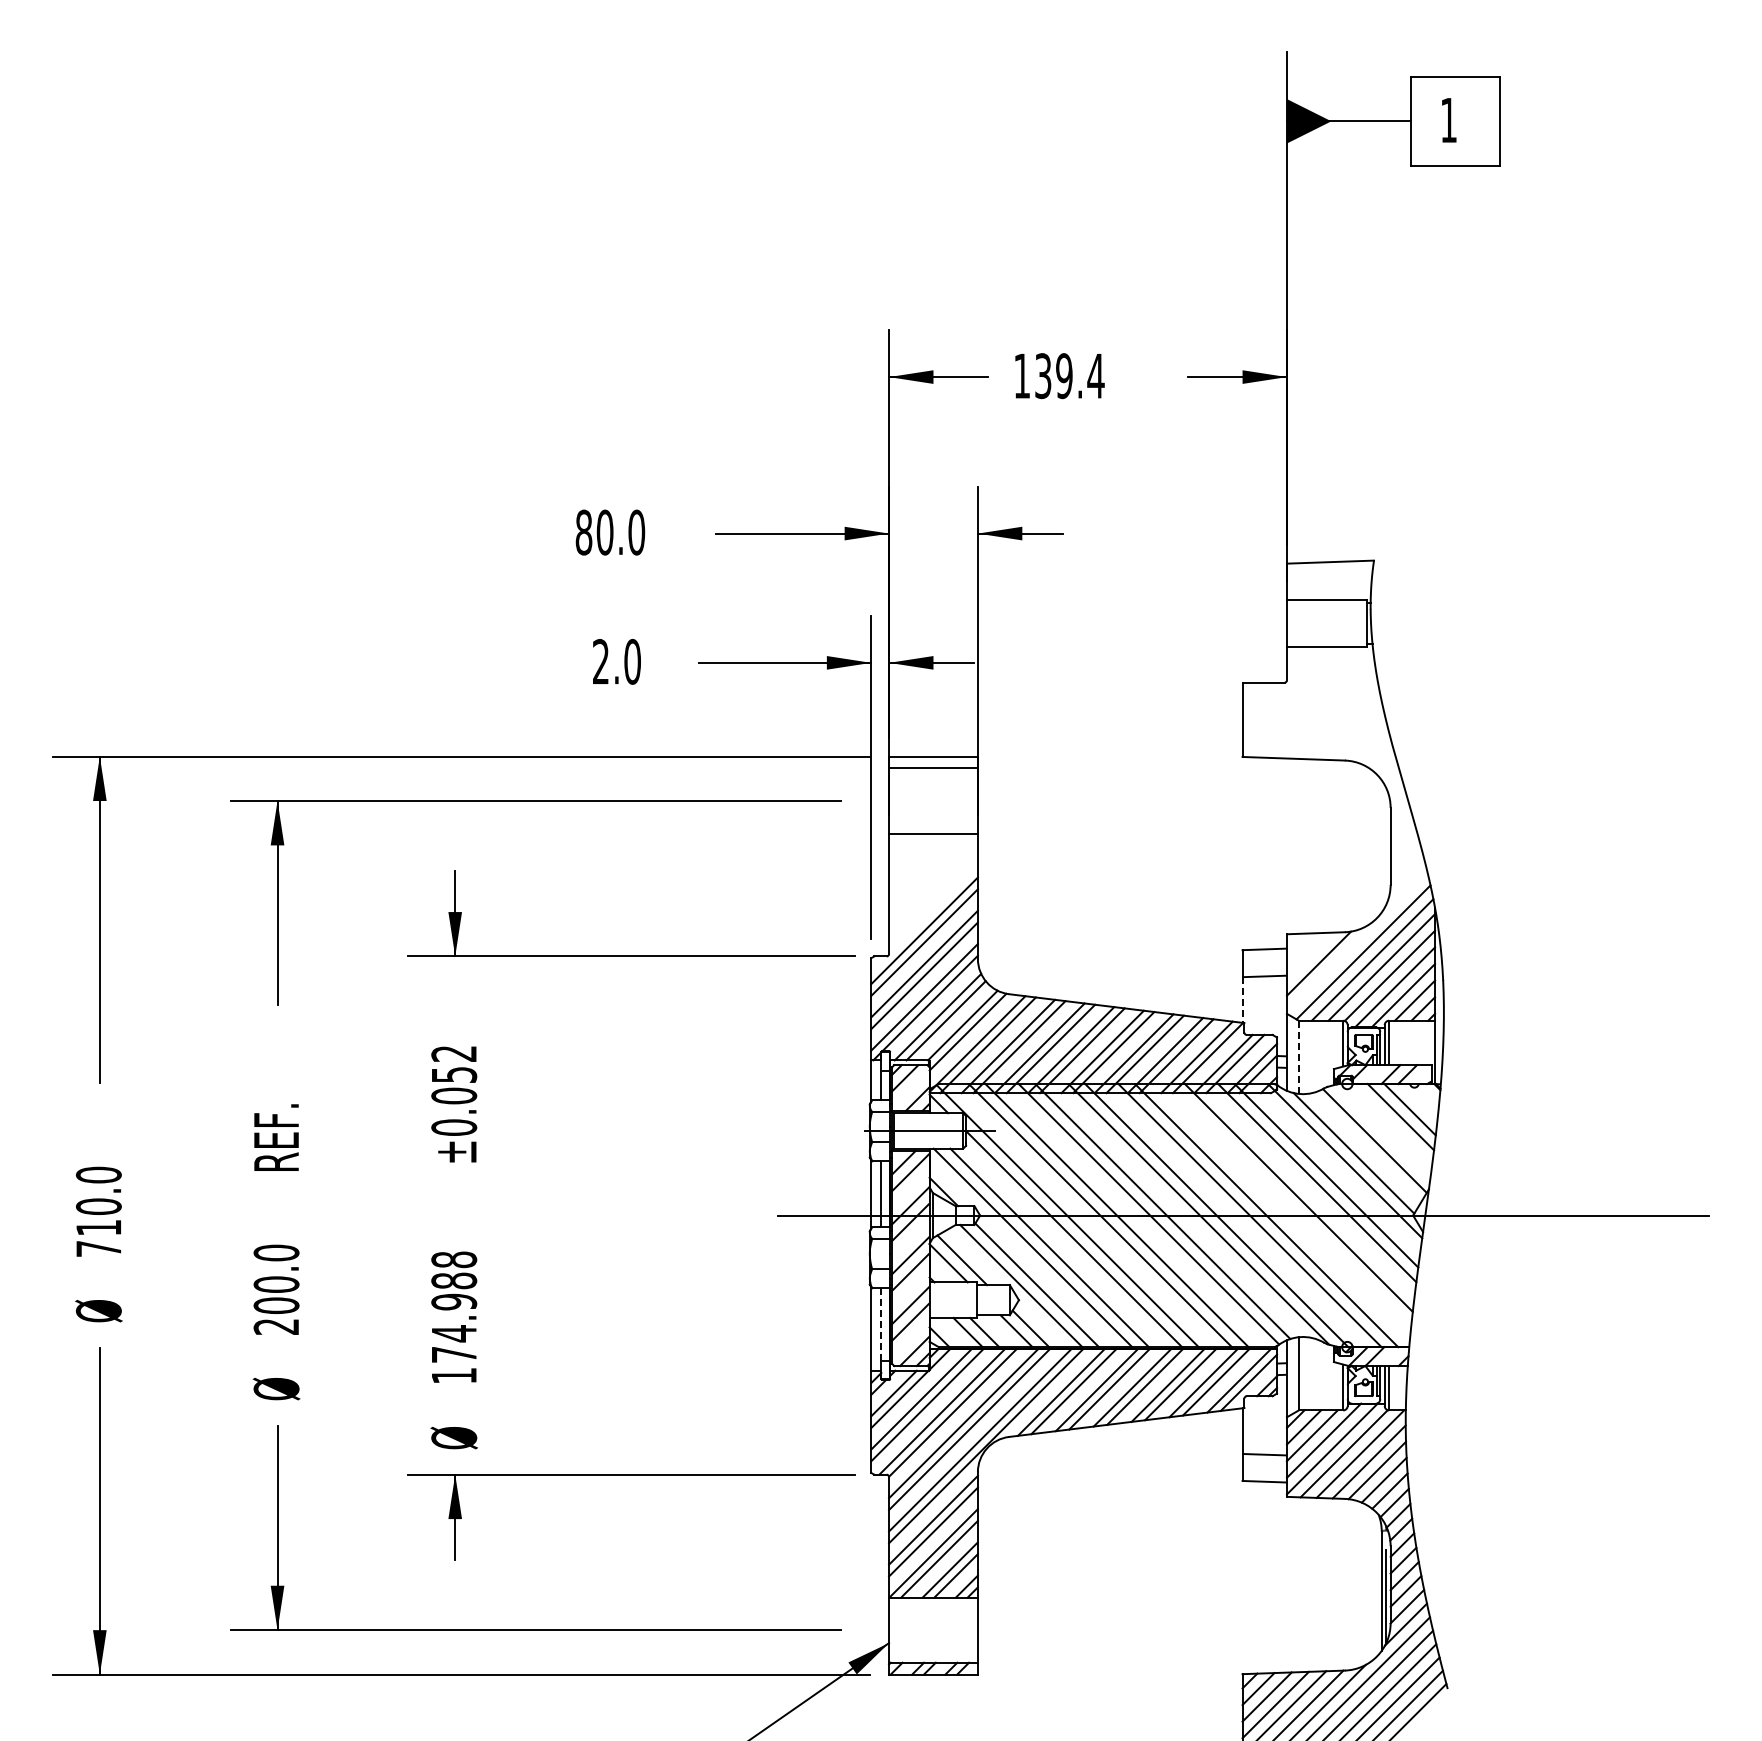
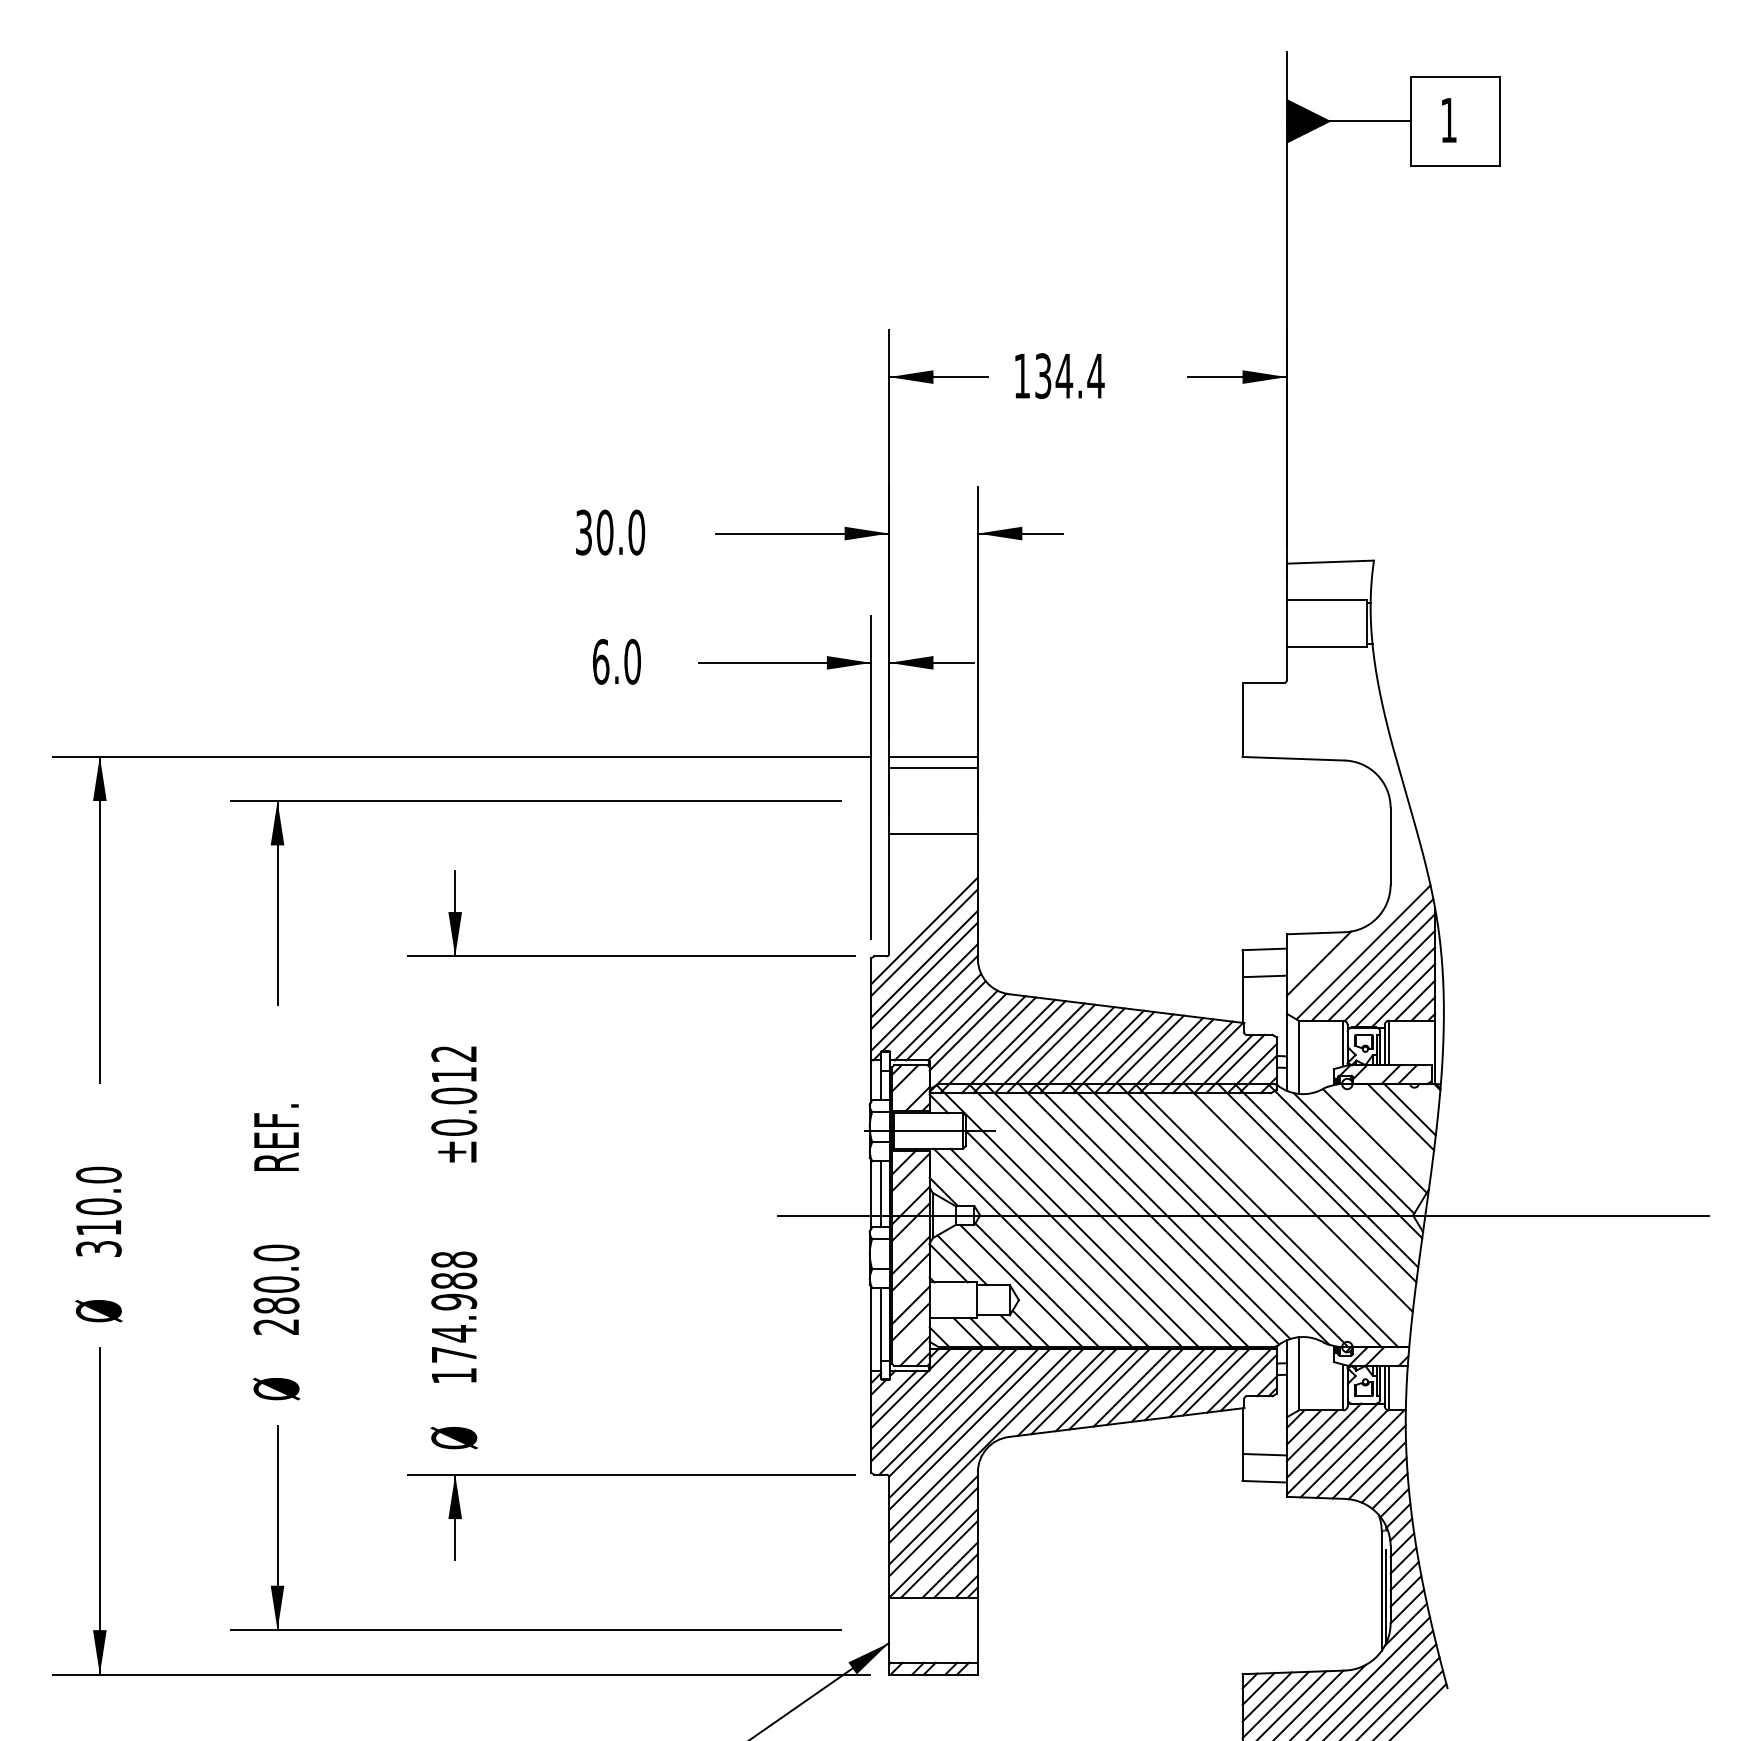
text: 139.4 -> 134.4 (1064, 376)
text: 80.0 -> 30.0 (583, 532)
text: 2.0 -> 6.0 (600, 661)
line: dashed -> solid (1242, 1000)
line: dashed -> solid (1298, 1057)
text: ±0.052 -> ±0.012 (454, 1074)
text: 710.0 -> 310.0 (98, 1248)
text: 200.0 -> 280.0 (276, 1305)
line: dashed -> solid (881, 1324)
